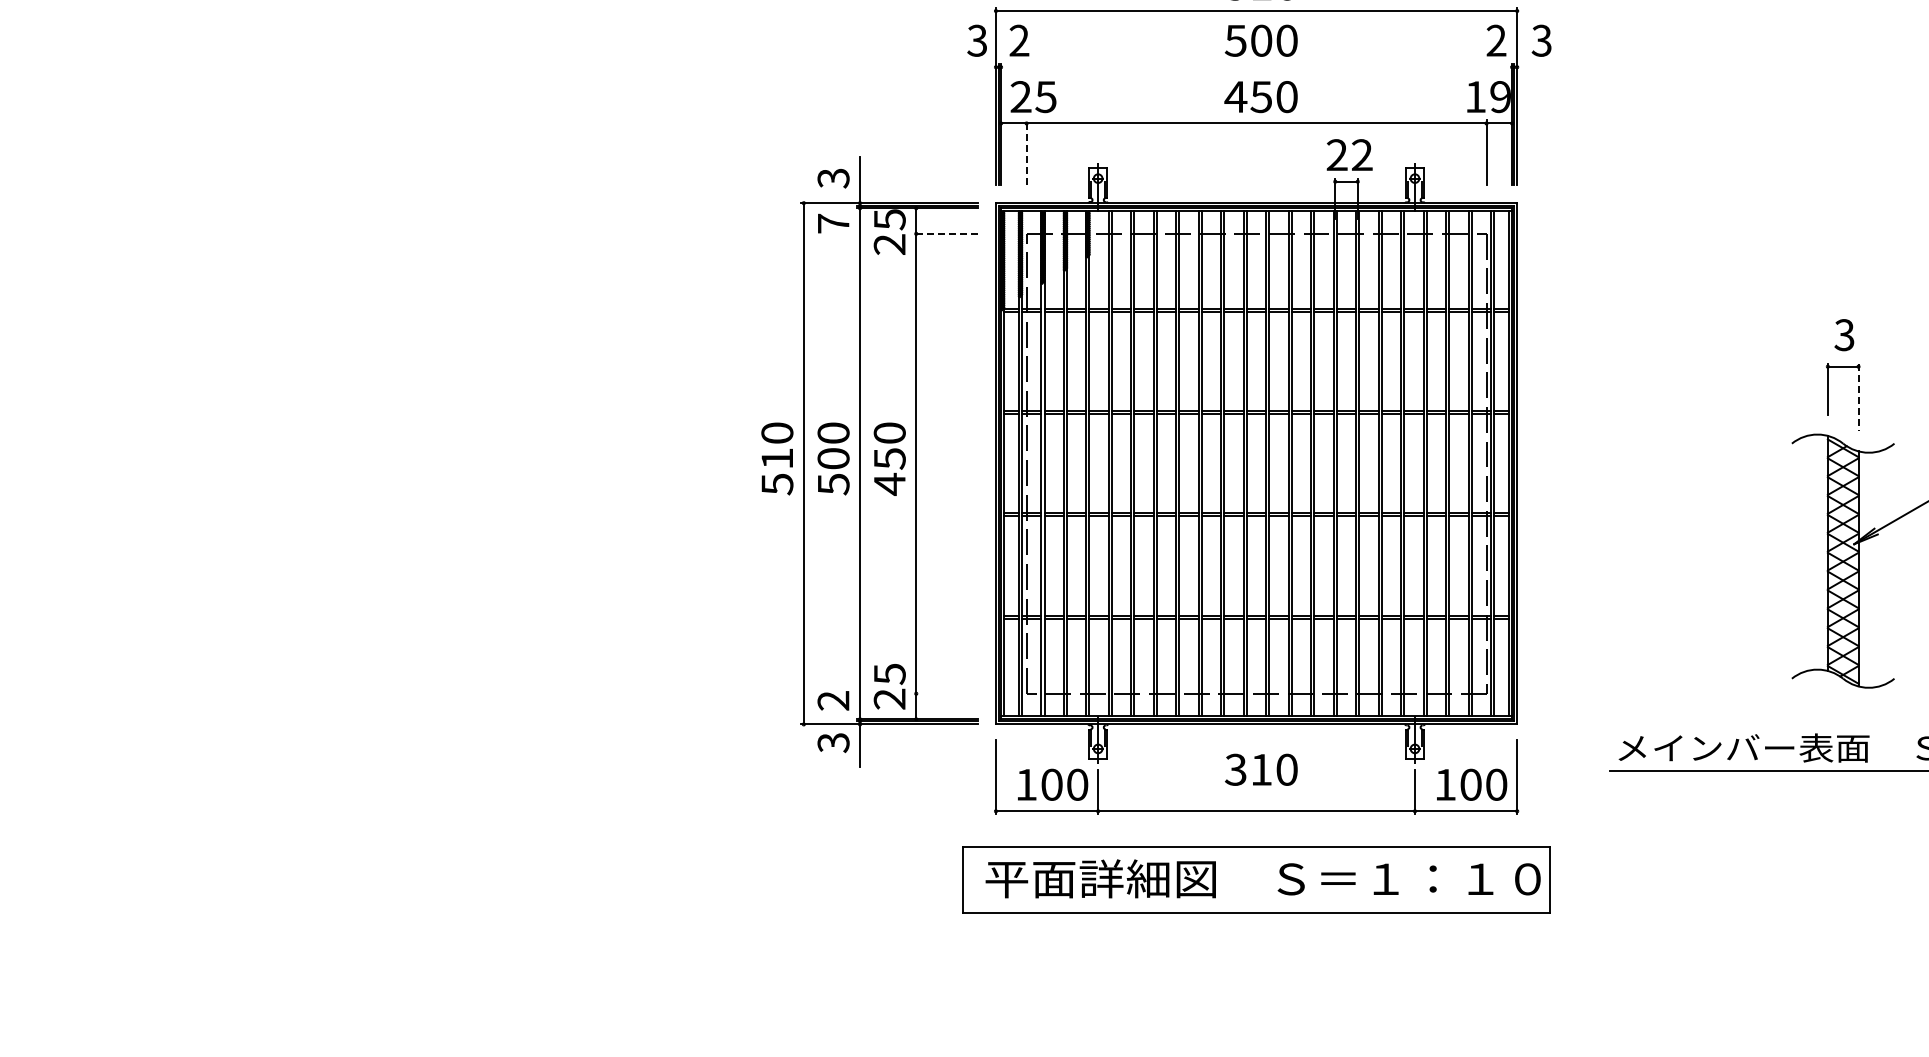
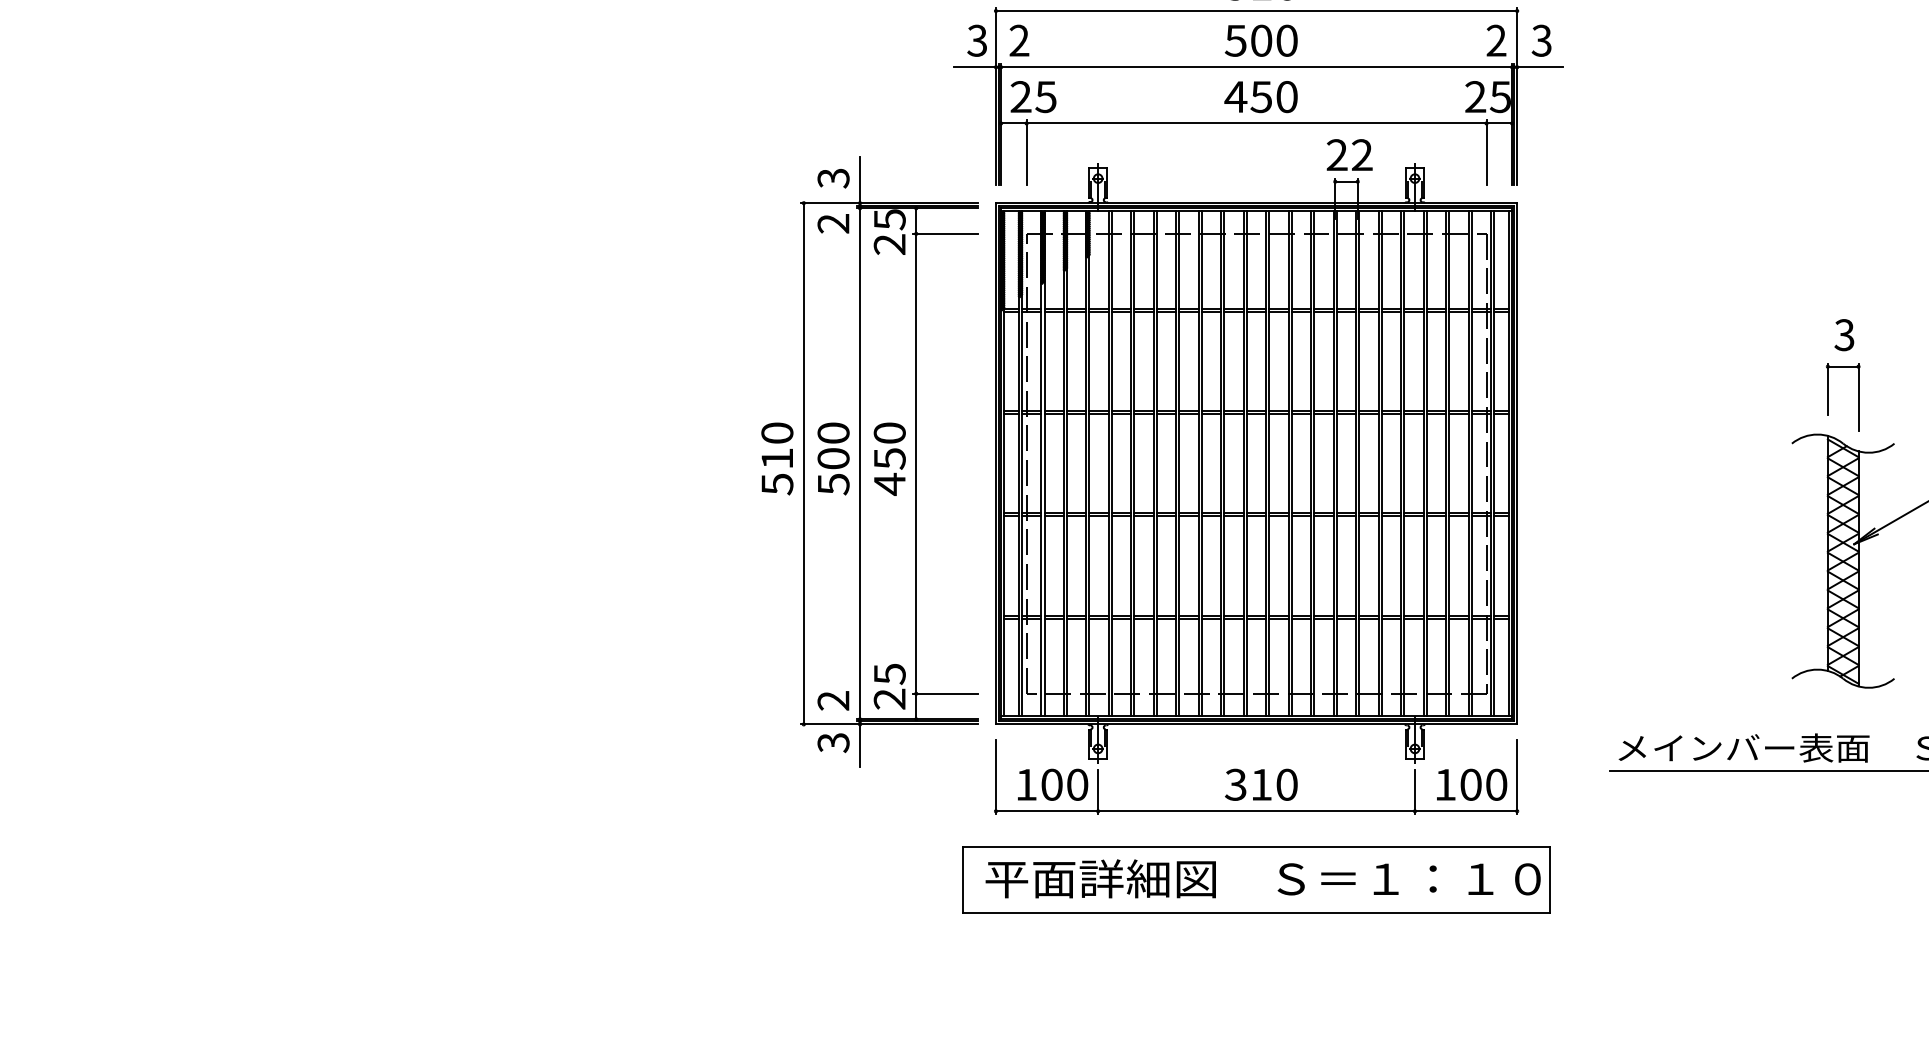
line: none -> present (1257, 67)
text: 19 -> 25 (1487, 97)
line: dashed -> solid (1026, 152)
text: 7 -> 2 (833, 223)
line: dashed -> solid (944, 233)
line: dashed -> solid (1858, 397)
line: none -> present (945, 693)
text position: (1261, 769) -> (1261, 784) (1261, 784)
